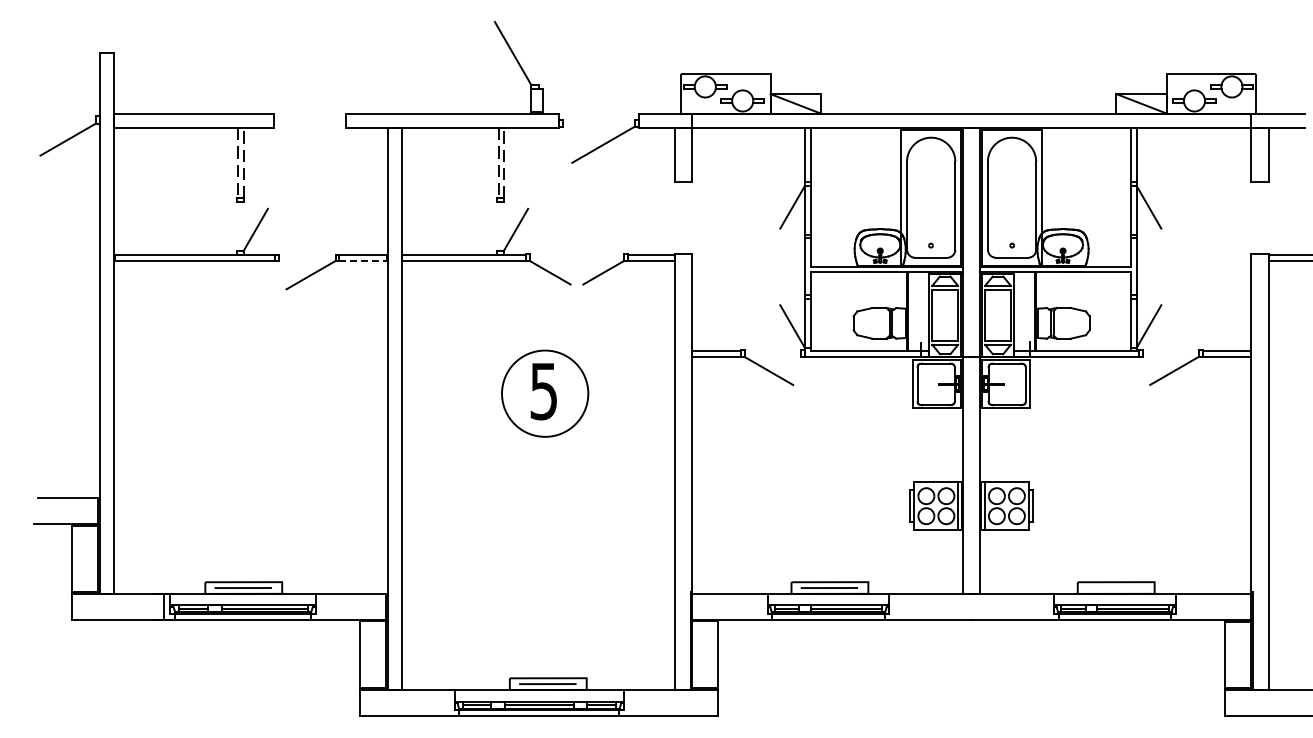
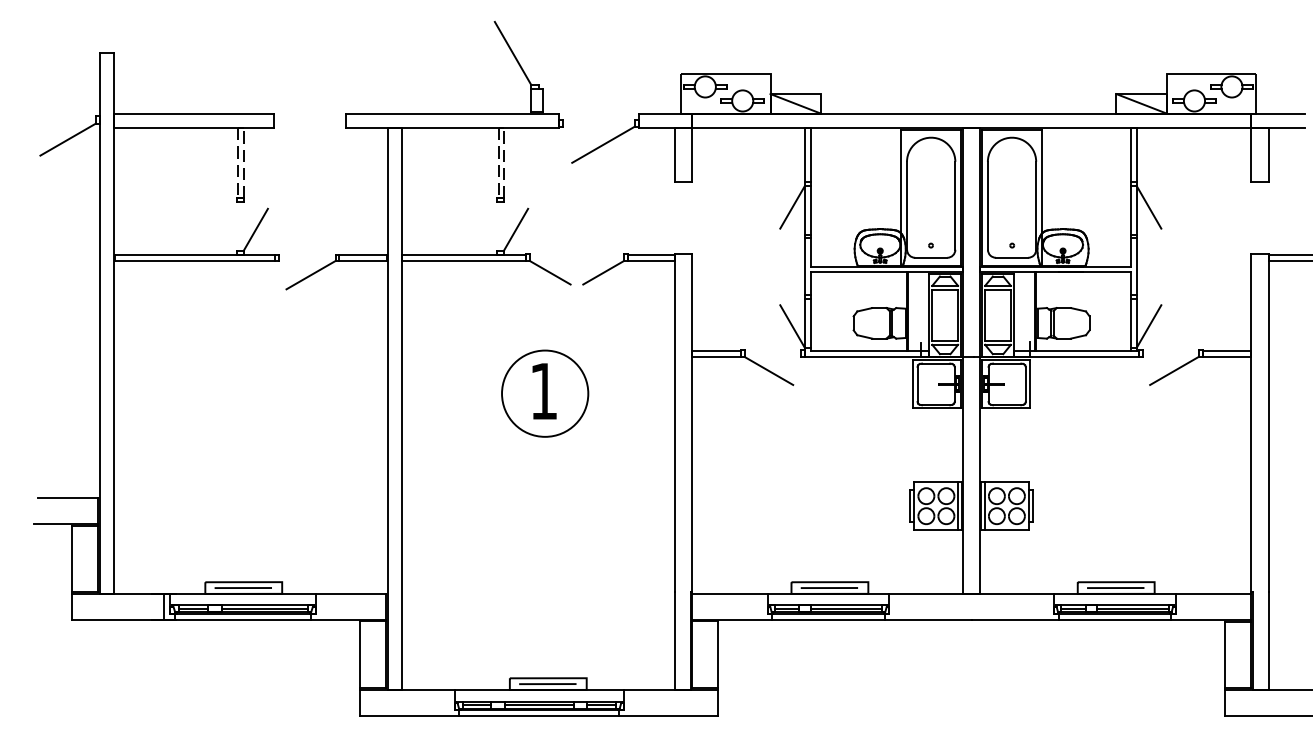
line: dashed -> solid (363, 260)
text: 5 -> 1 (543, 391)
line: none -> present (1115, 588)
